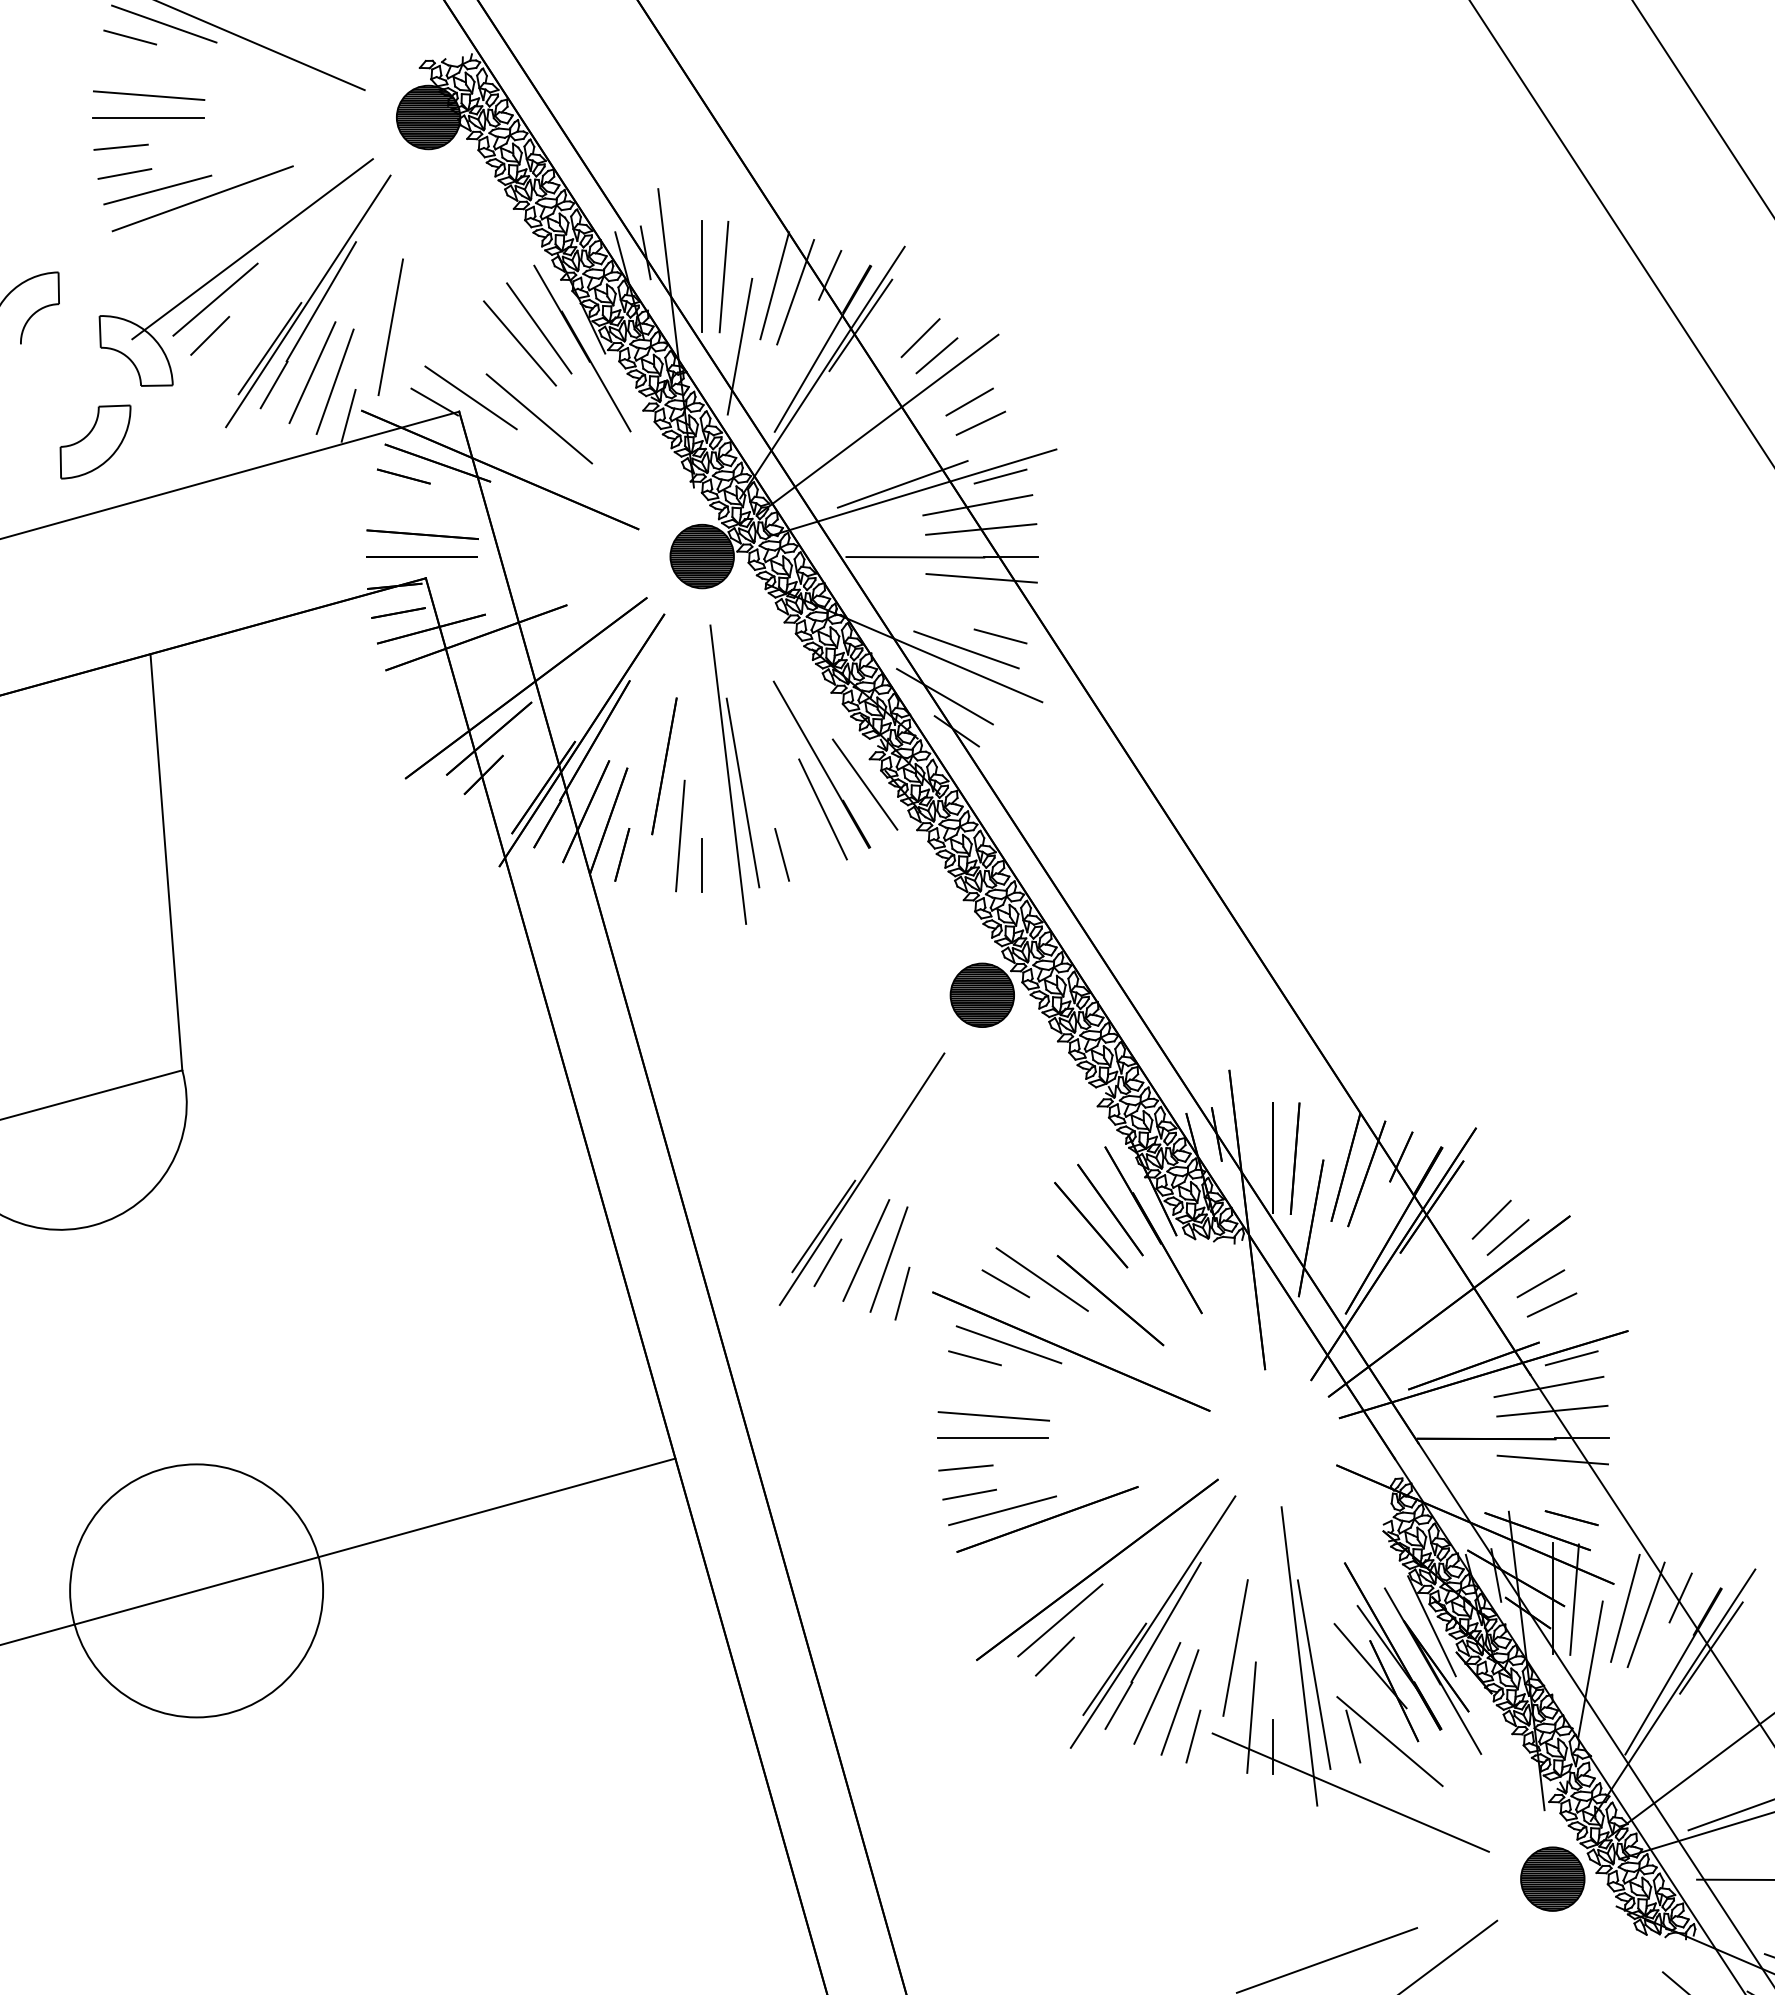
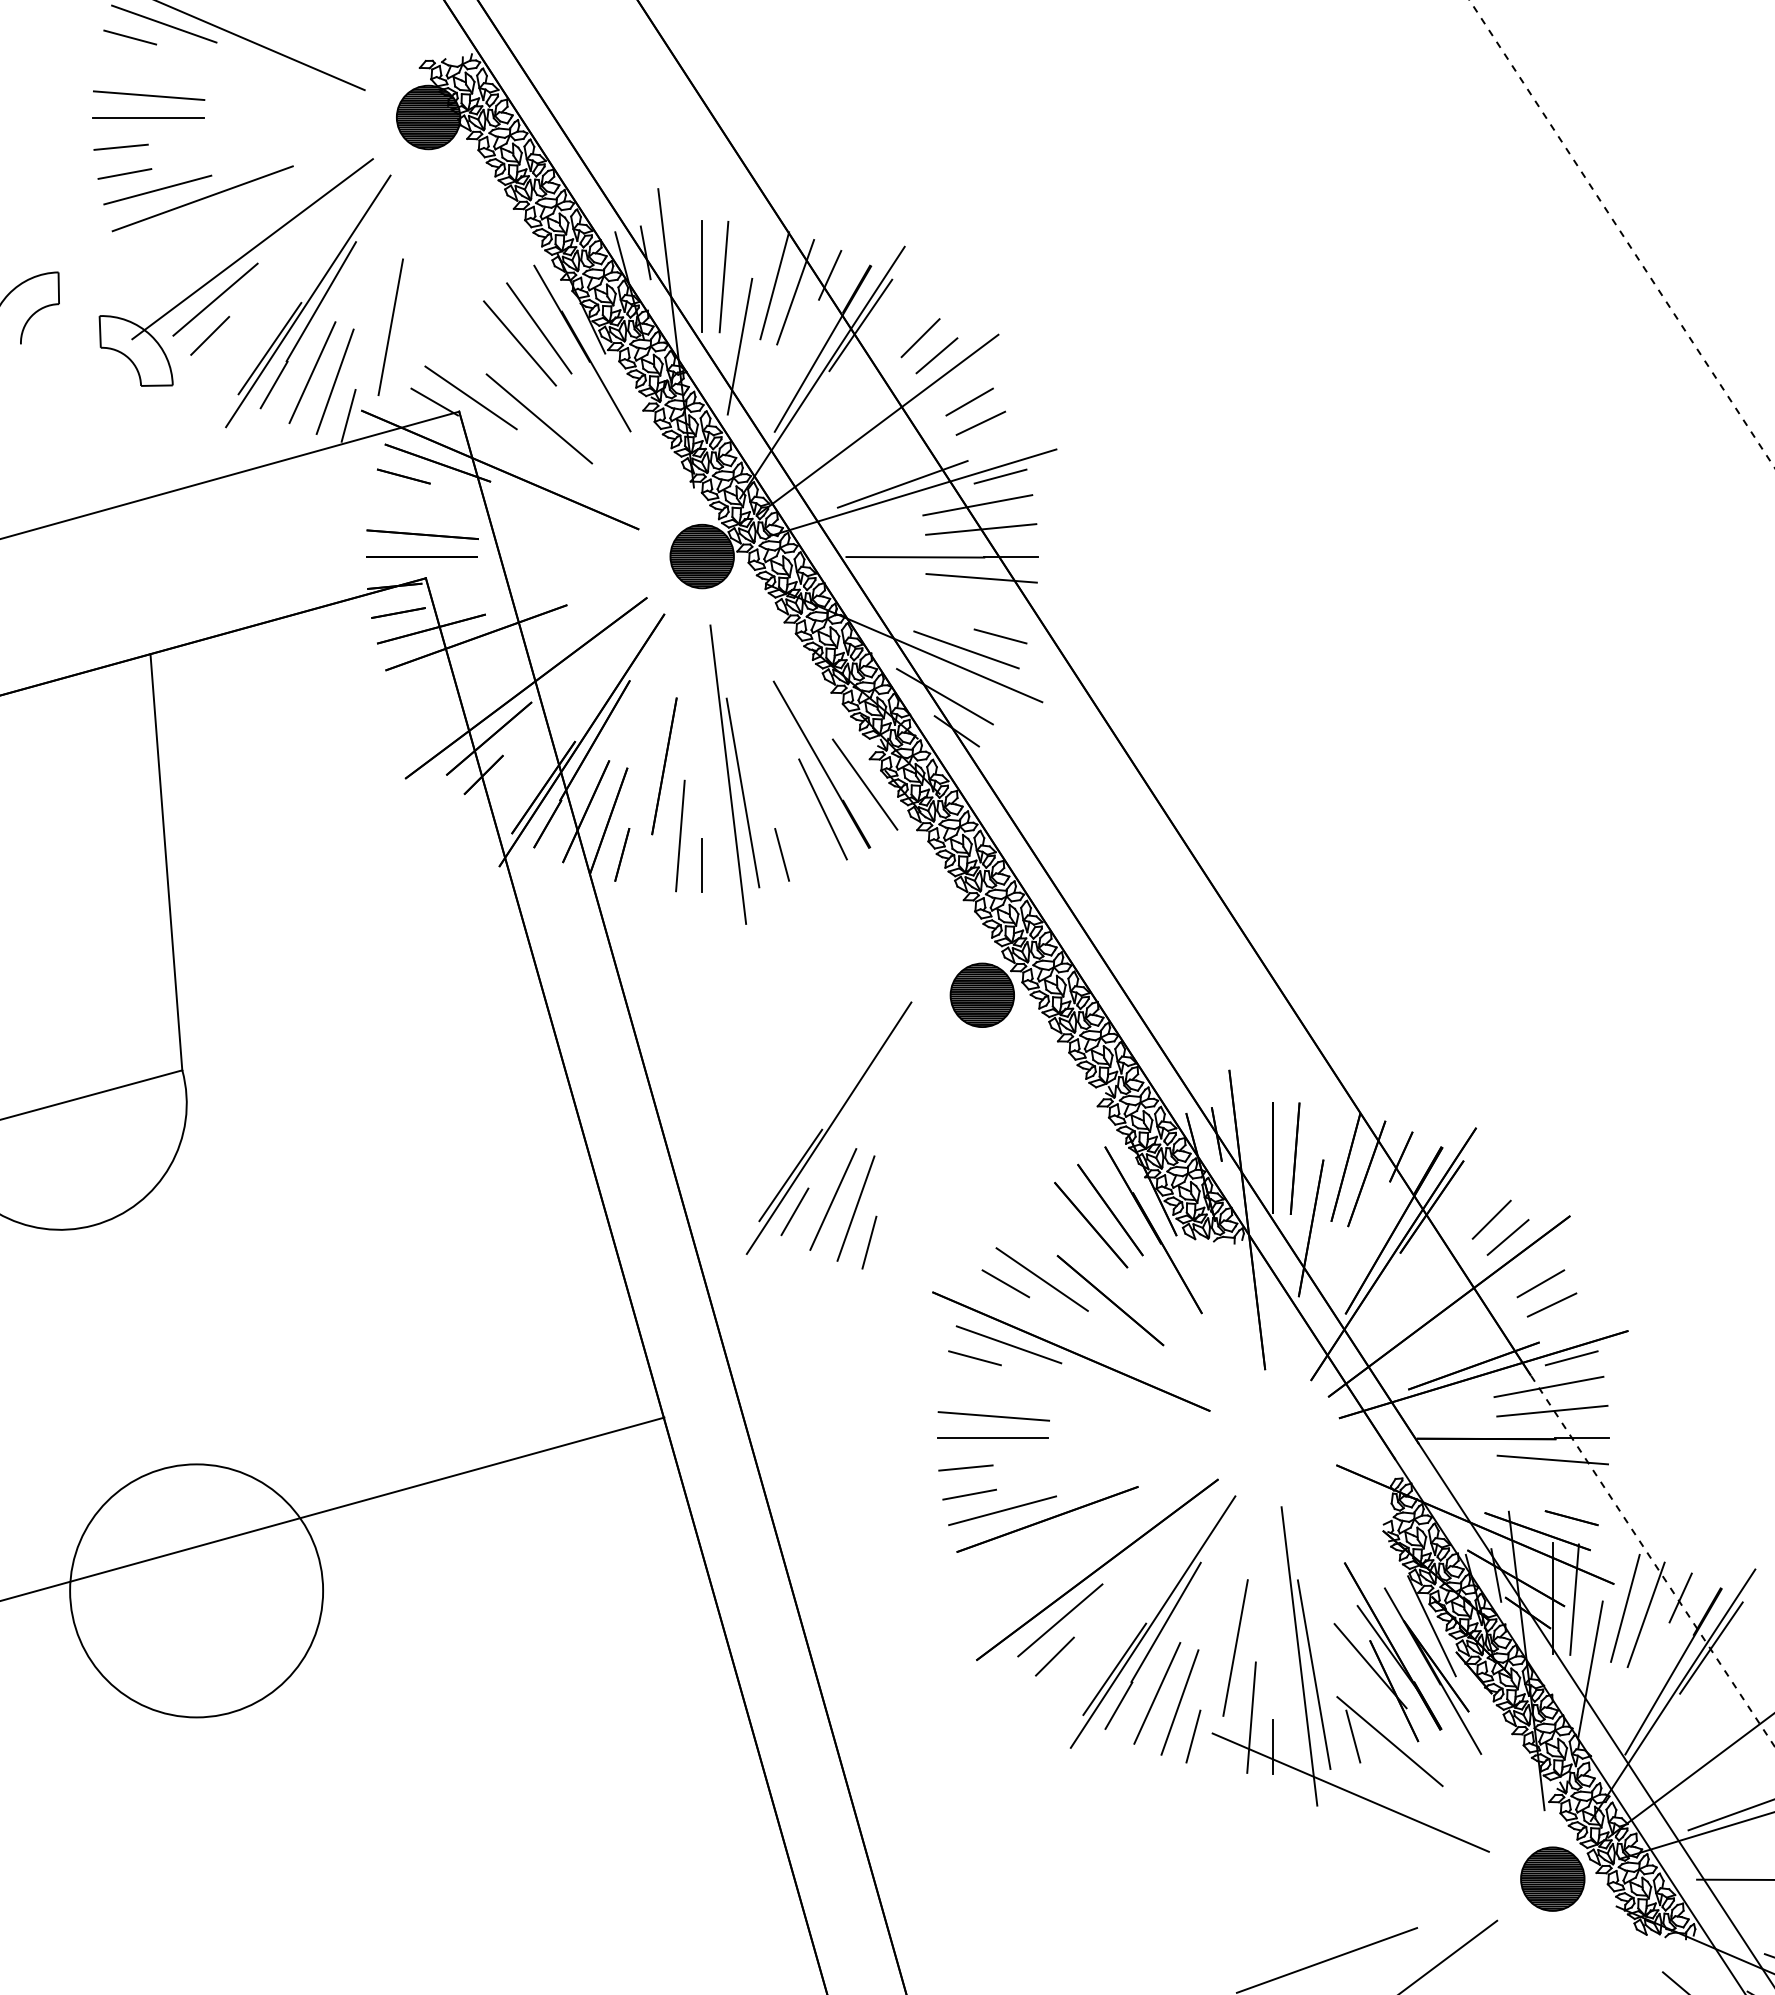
line: present -> none (1702, 107)
line: solid -> dashed (1622, 234)
part: present -> none (95, 441)
part position: (861, 1186) -> (828, 1135) (828, 1135)
line position: (338, 1551) -> (333, 1508) (333, 1508)
line: solid -> dashed (1652, 1560)
